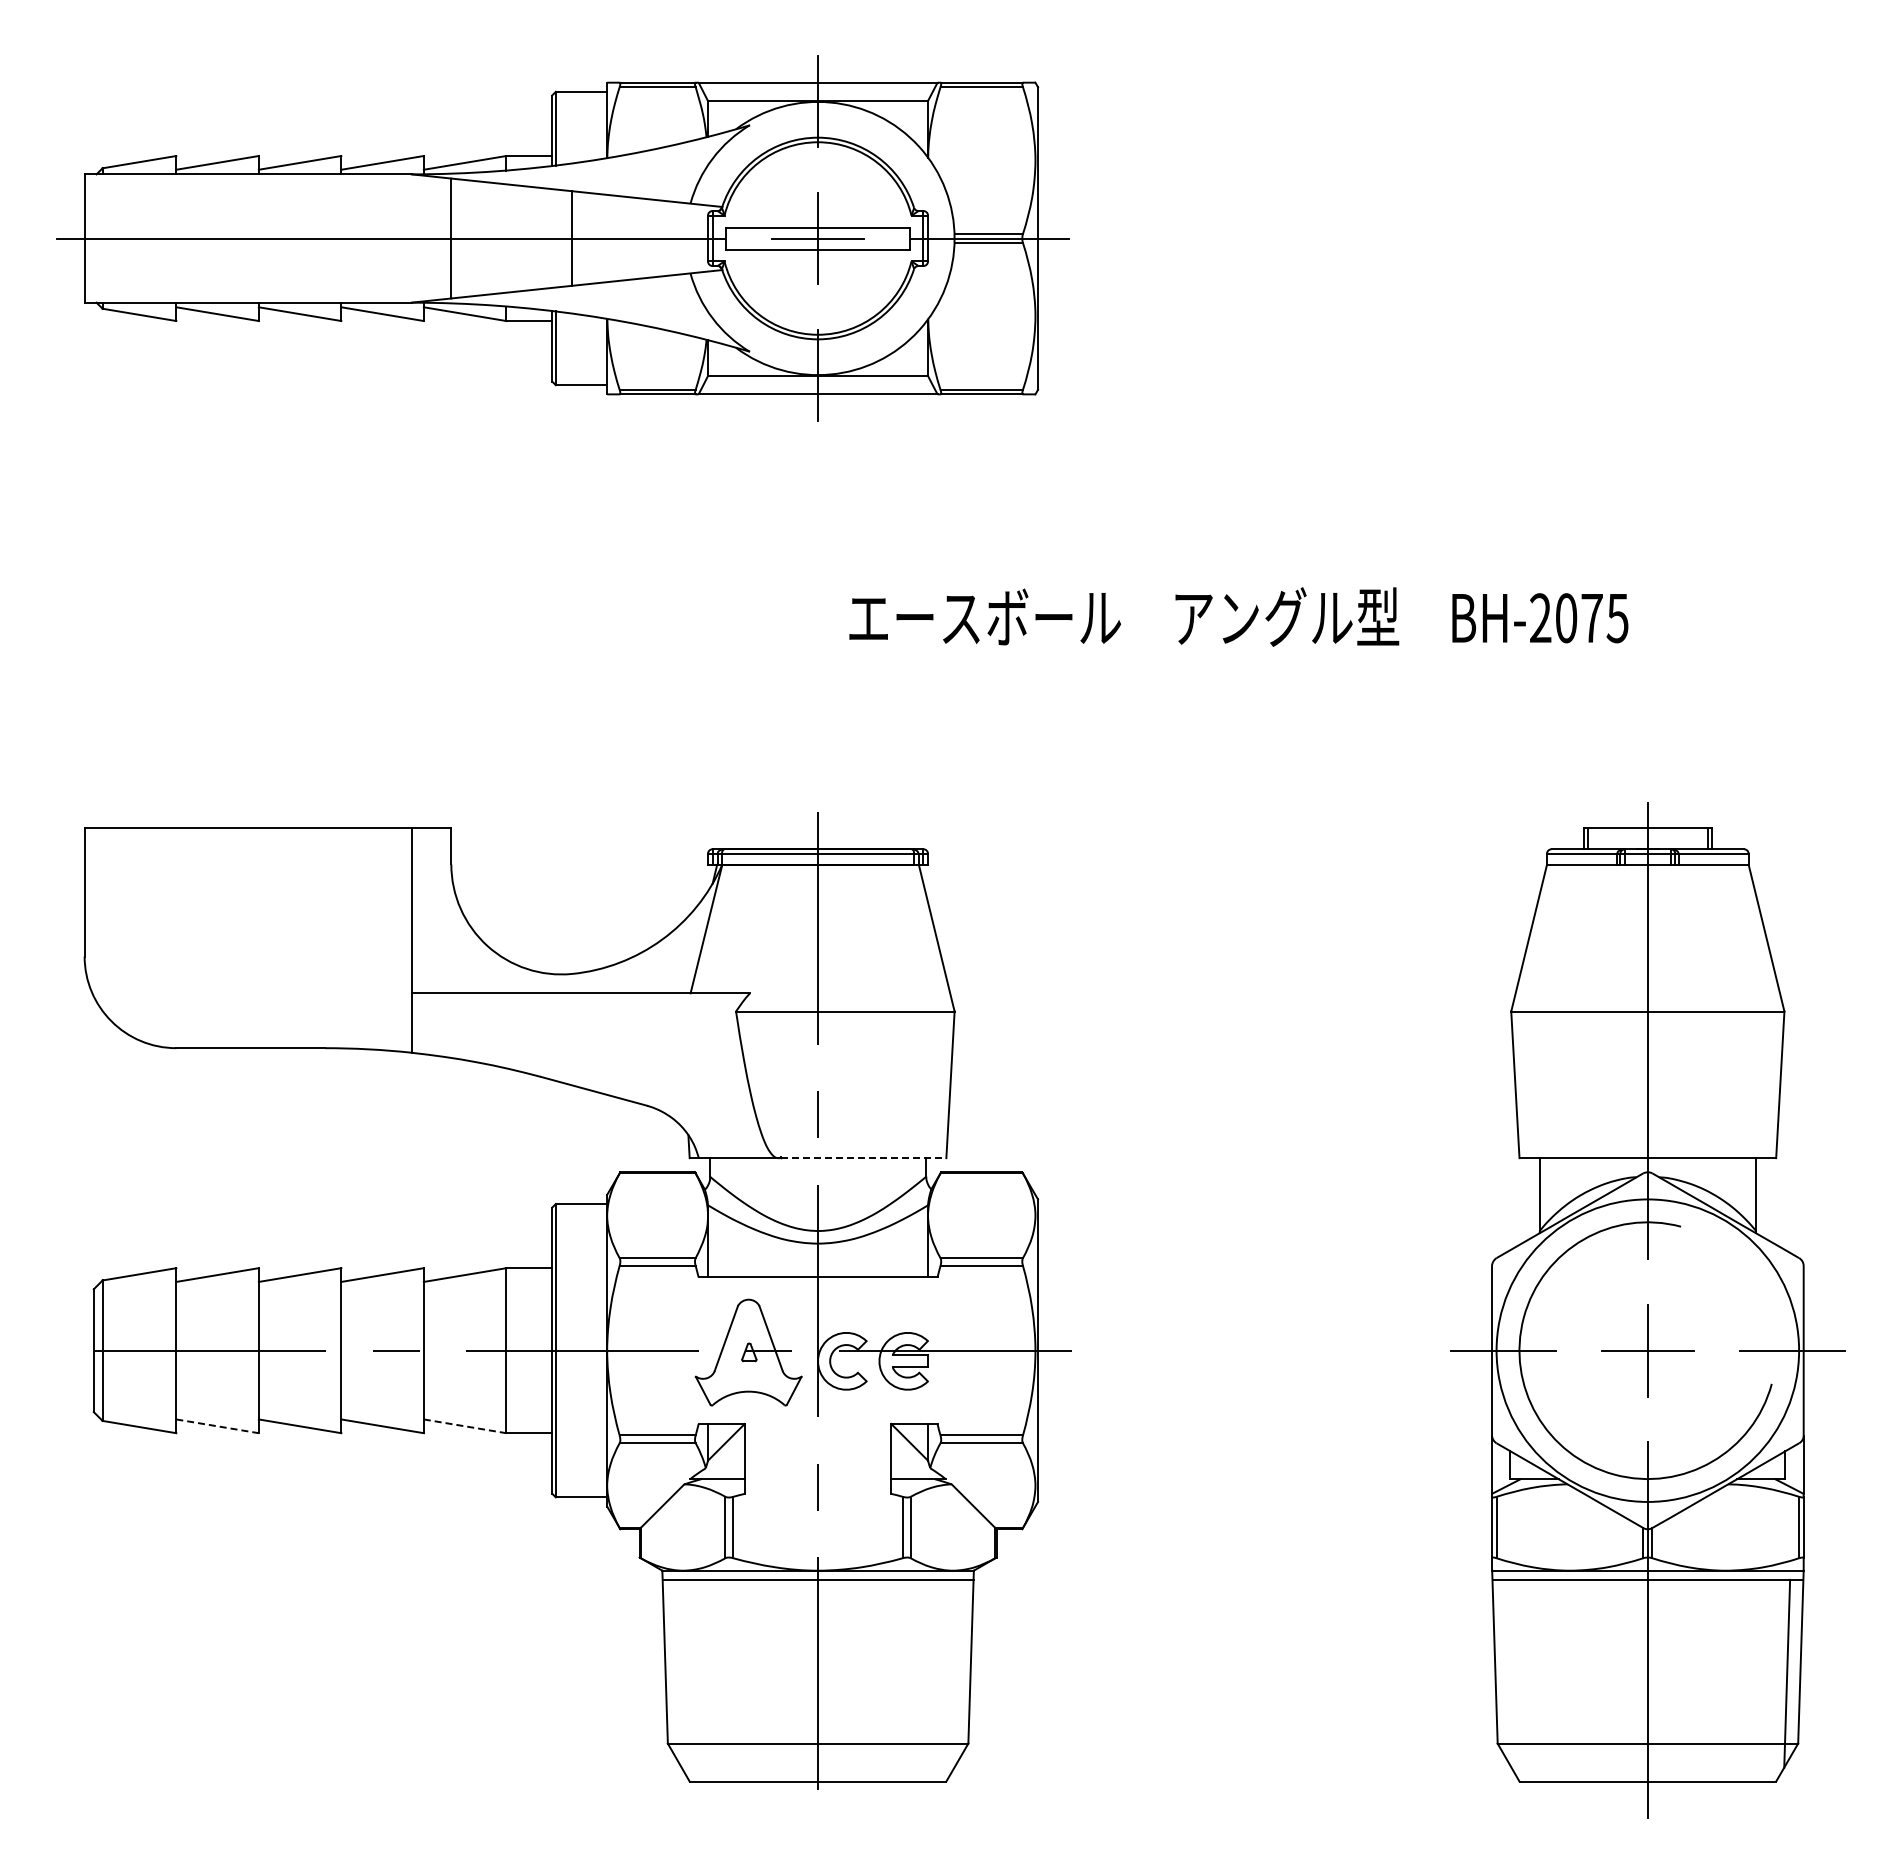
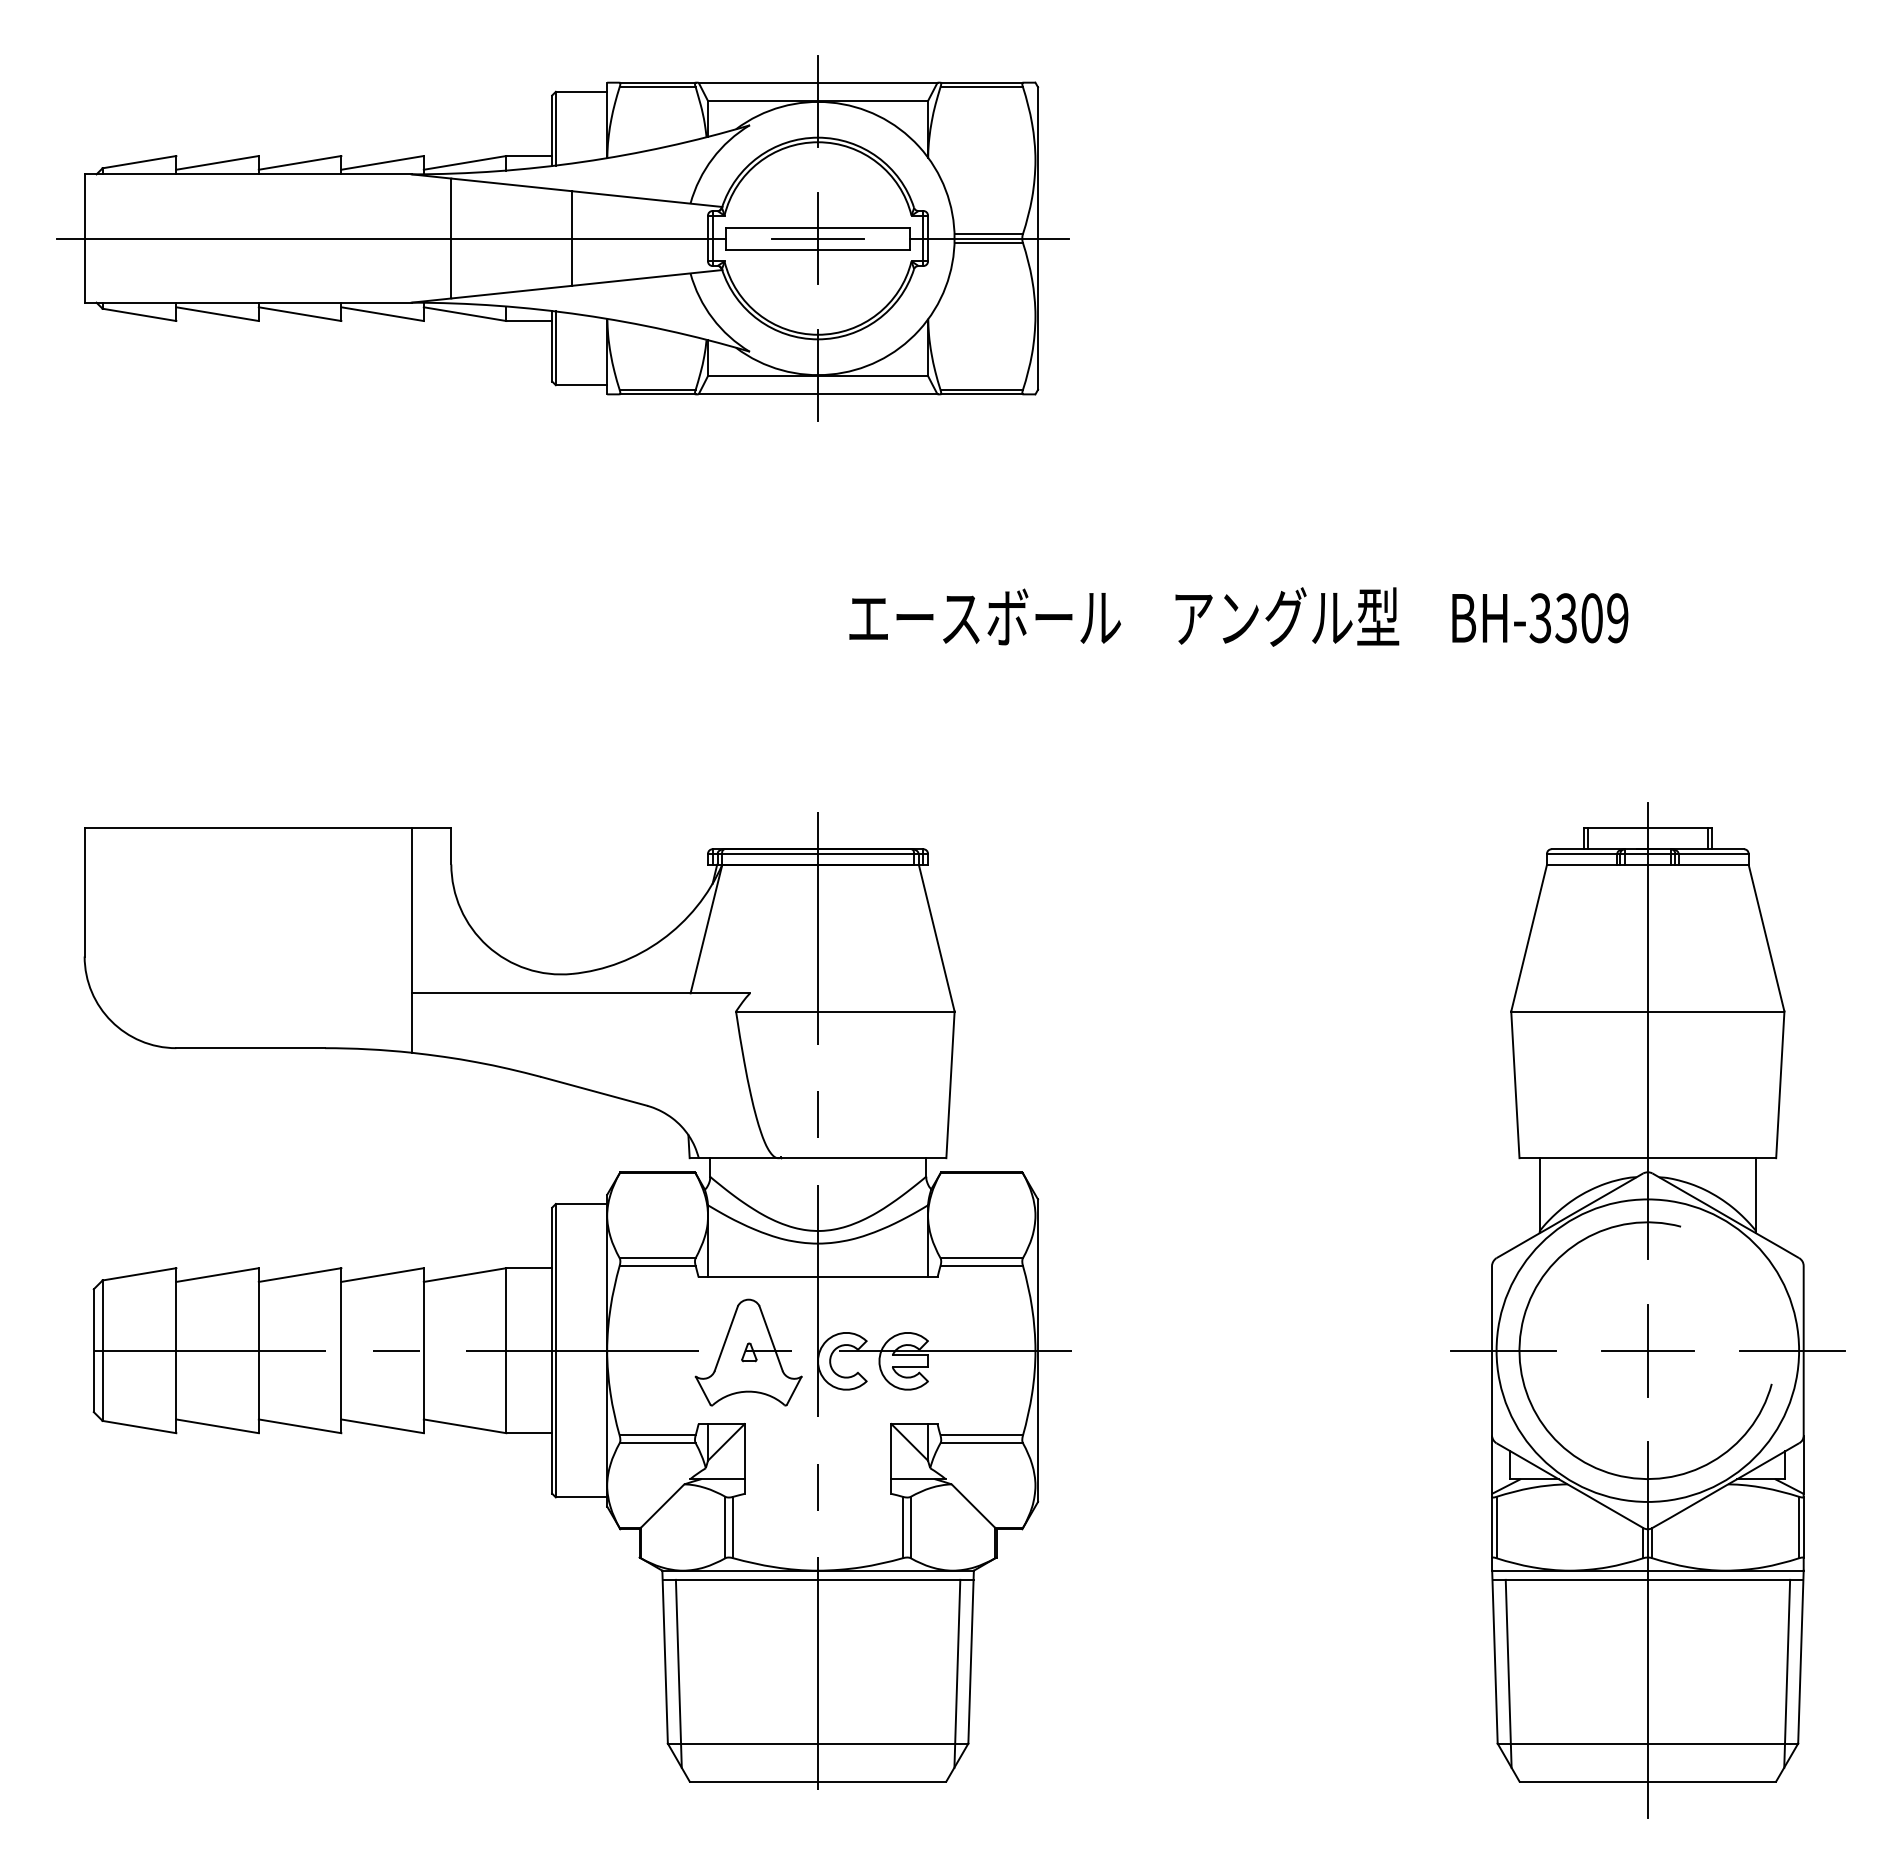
text: BH-2075 -> BH-3309 (1578, 618)
line: dashed -> solid (863, 1158)
line: dashed -> solid (217, 1426)
line: dashed -> solid (465, 1426)
line: none -> present (678, 1673)
line: none -> present (957, 1673)
line: none -> present (1508, 1673)
